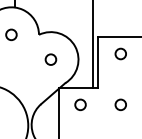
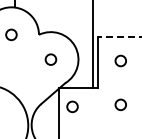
line: solid -> dashed (119, 37)
circle position: (120, 53) -> (120, 60) (120, 60)
circle position: (80, 104) -> (72, 106) (72, 106)
